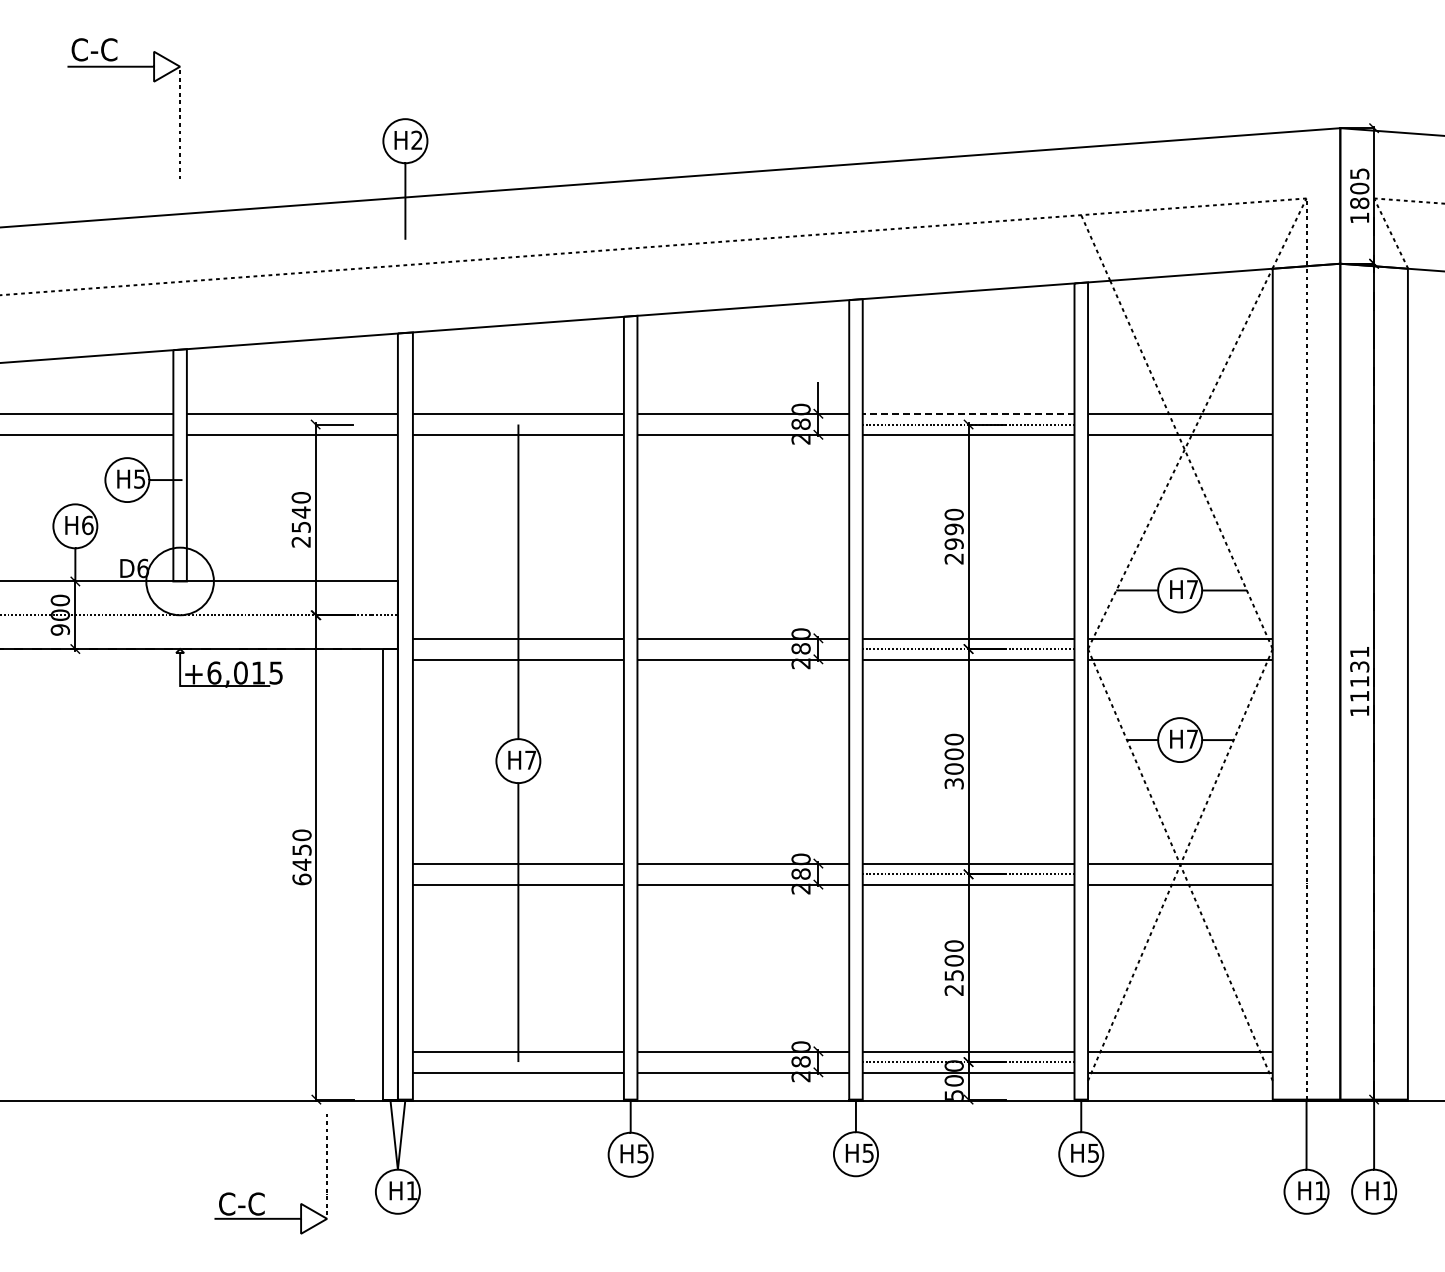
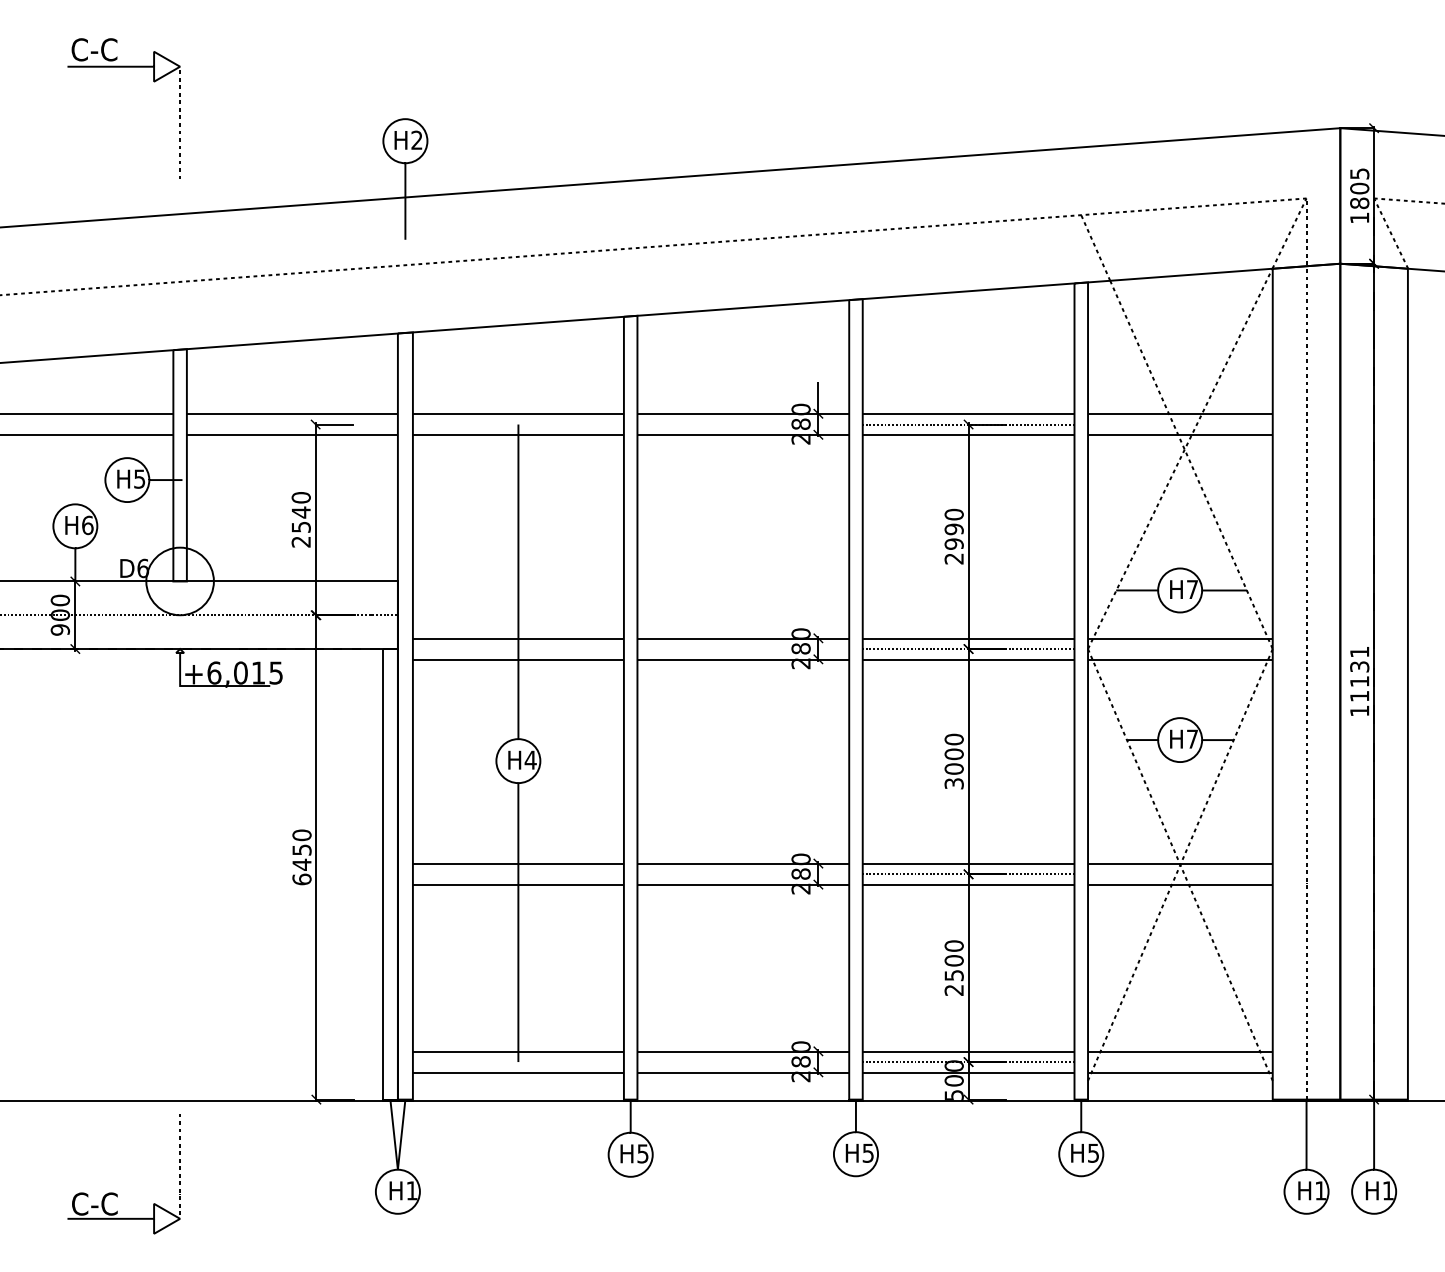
line: dashed -> solid (968, 414)
text: H7 -> H4 (530, 759)
part position: (263, 1193) -> (116, 1193) (116, 1193)
